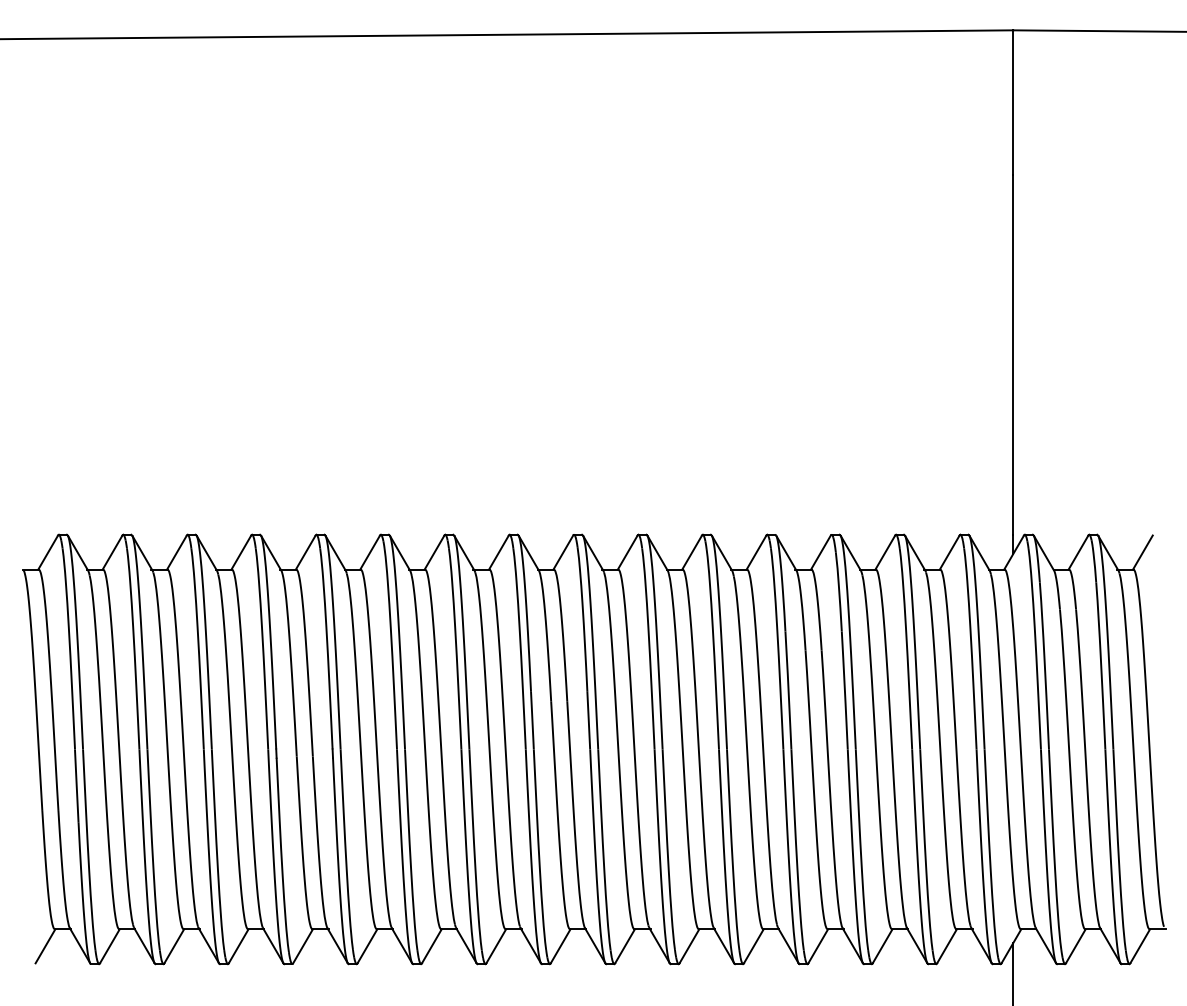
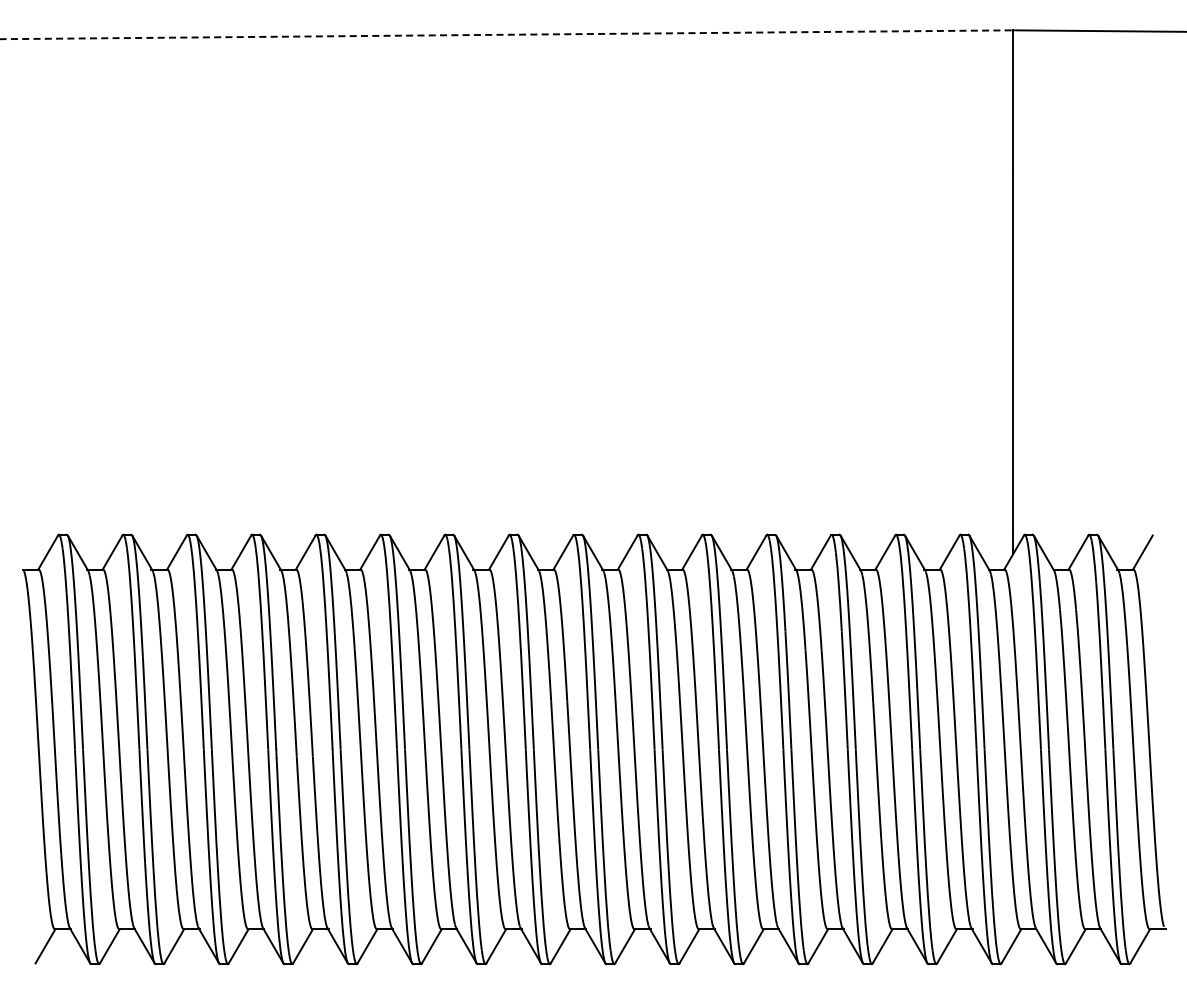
line: solid -> dashed (507, 34)
line: present -> none (1013, 972)
